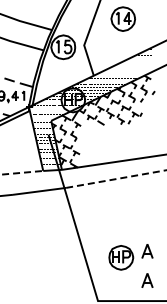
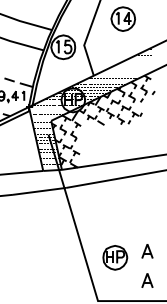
line: dashed -> solid (22, 172)
line: dashed -> solid (116, 179)
part position: (121, 257) -> (115, 257) (115, 257)
